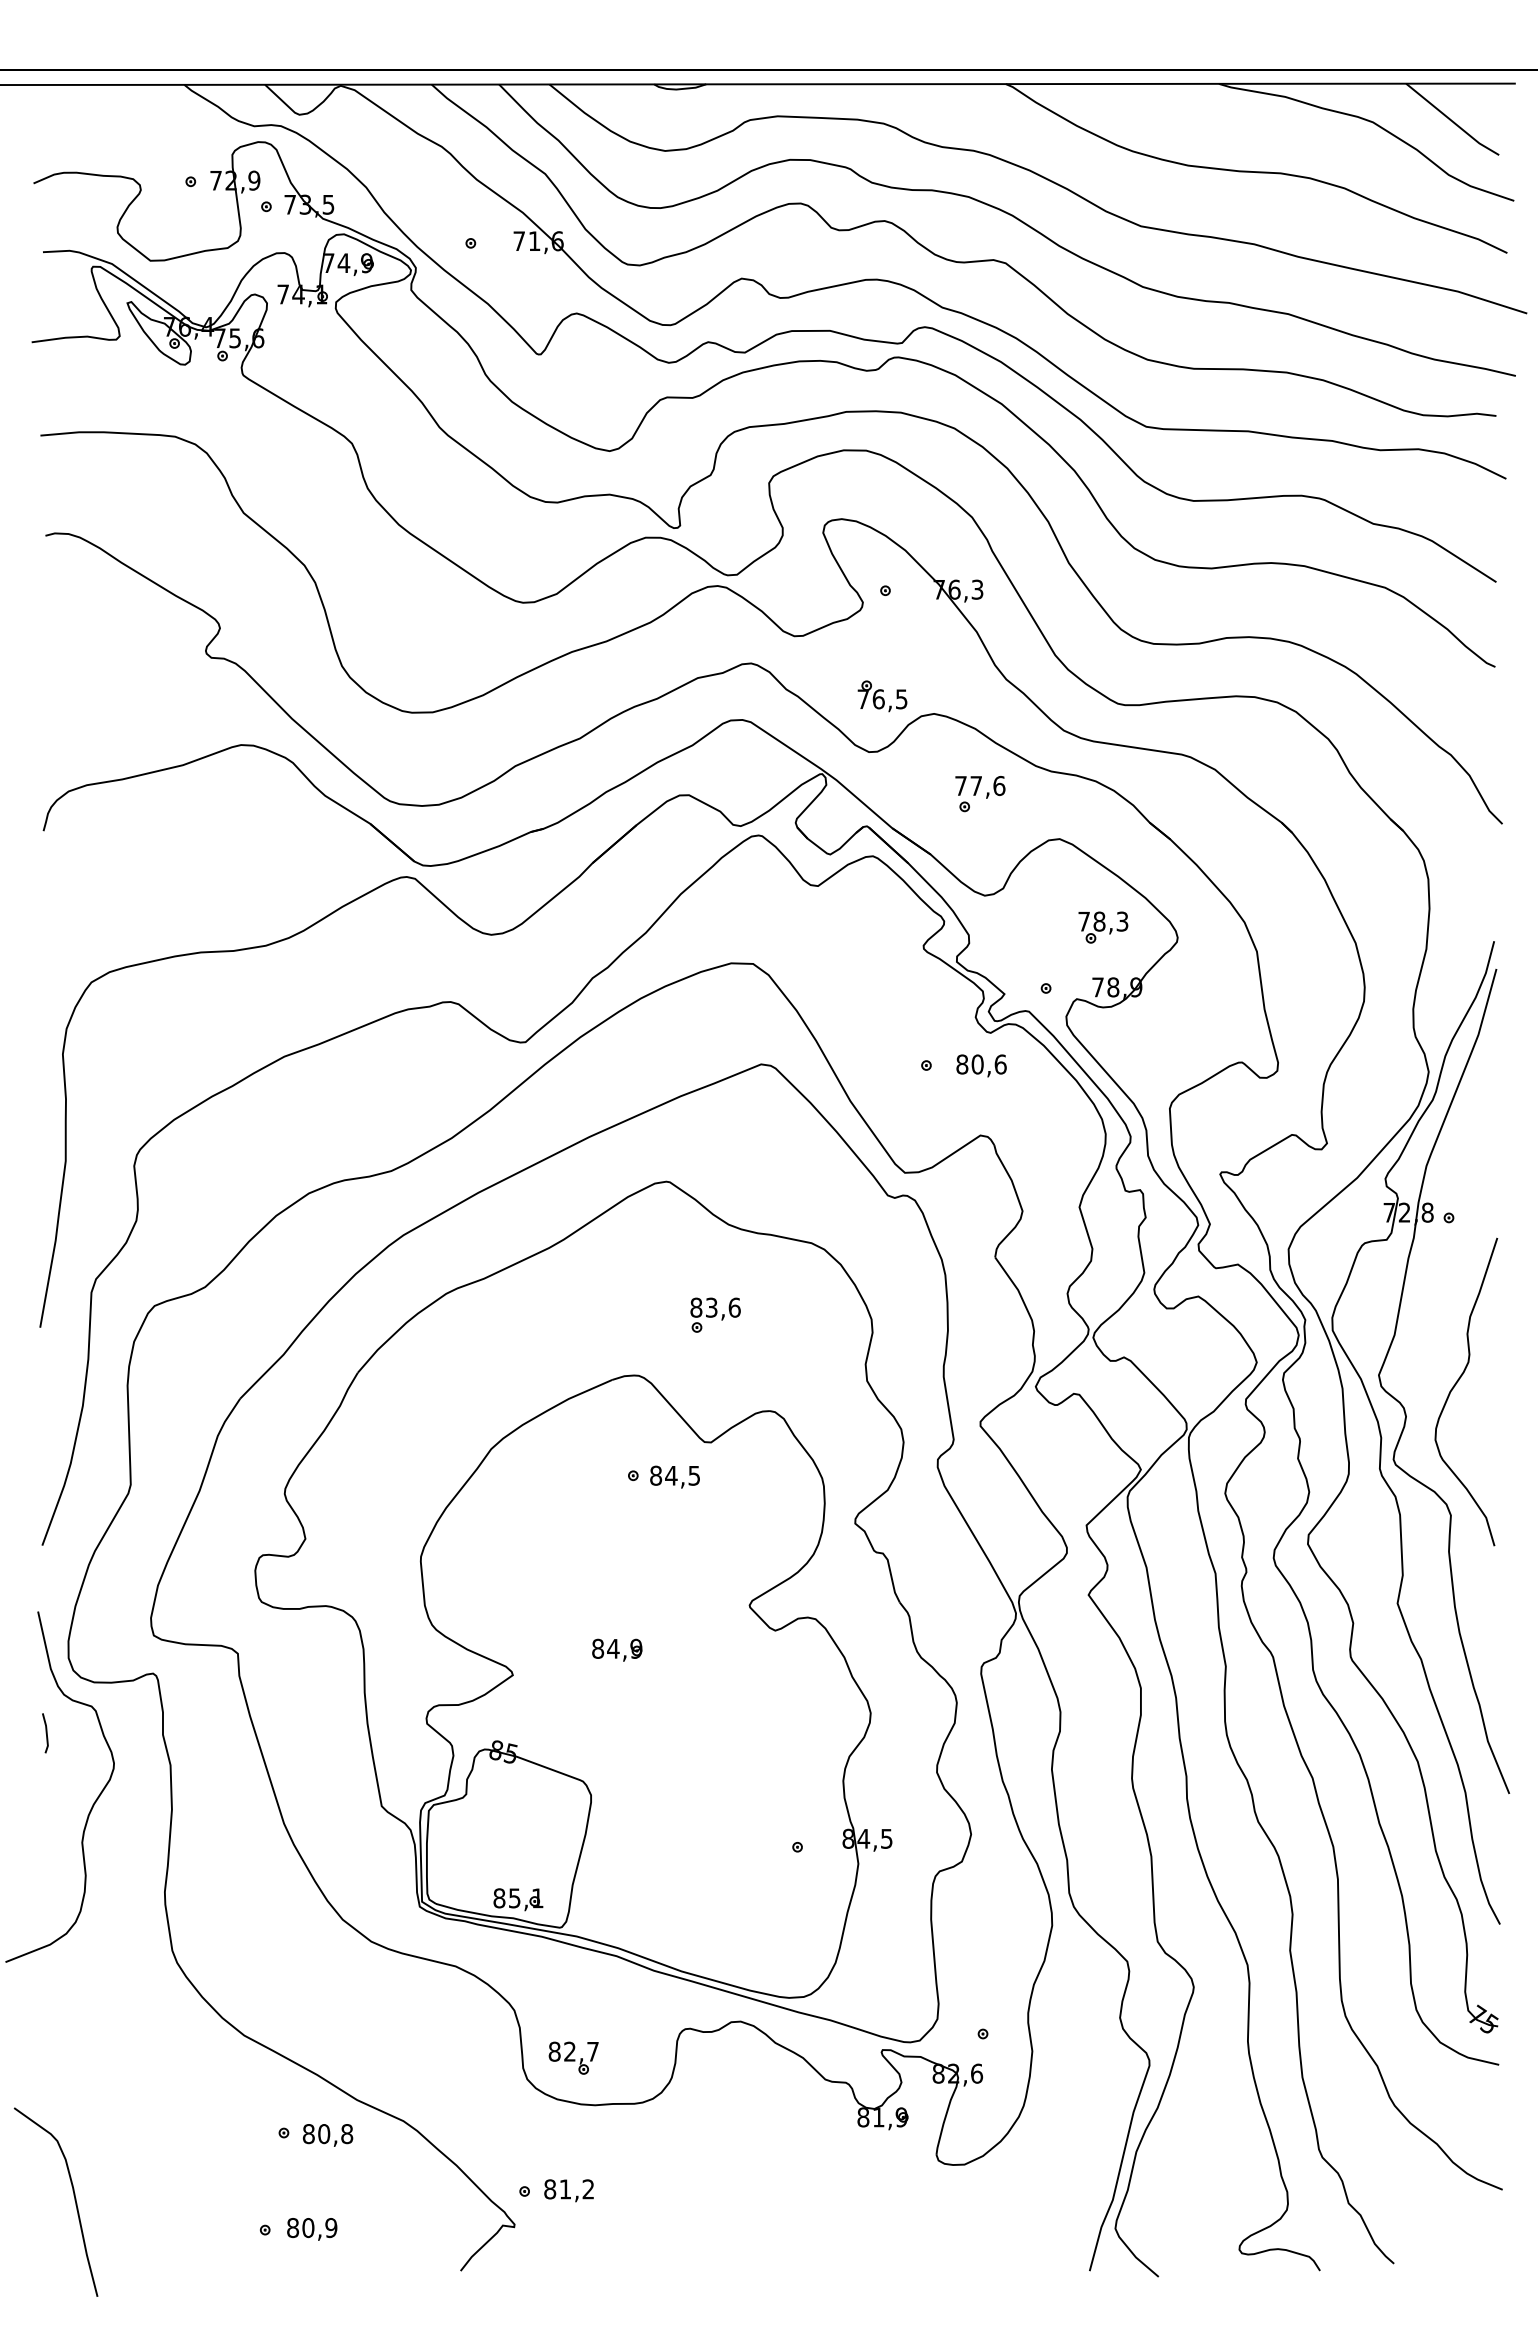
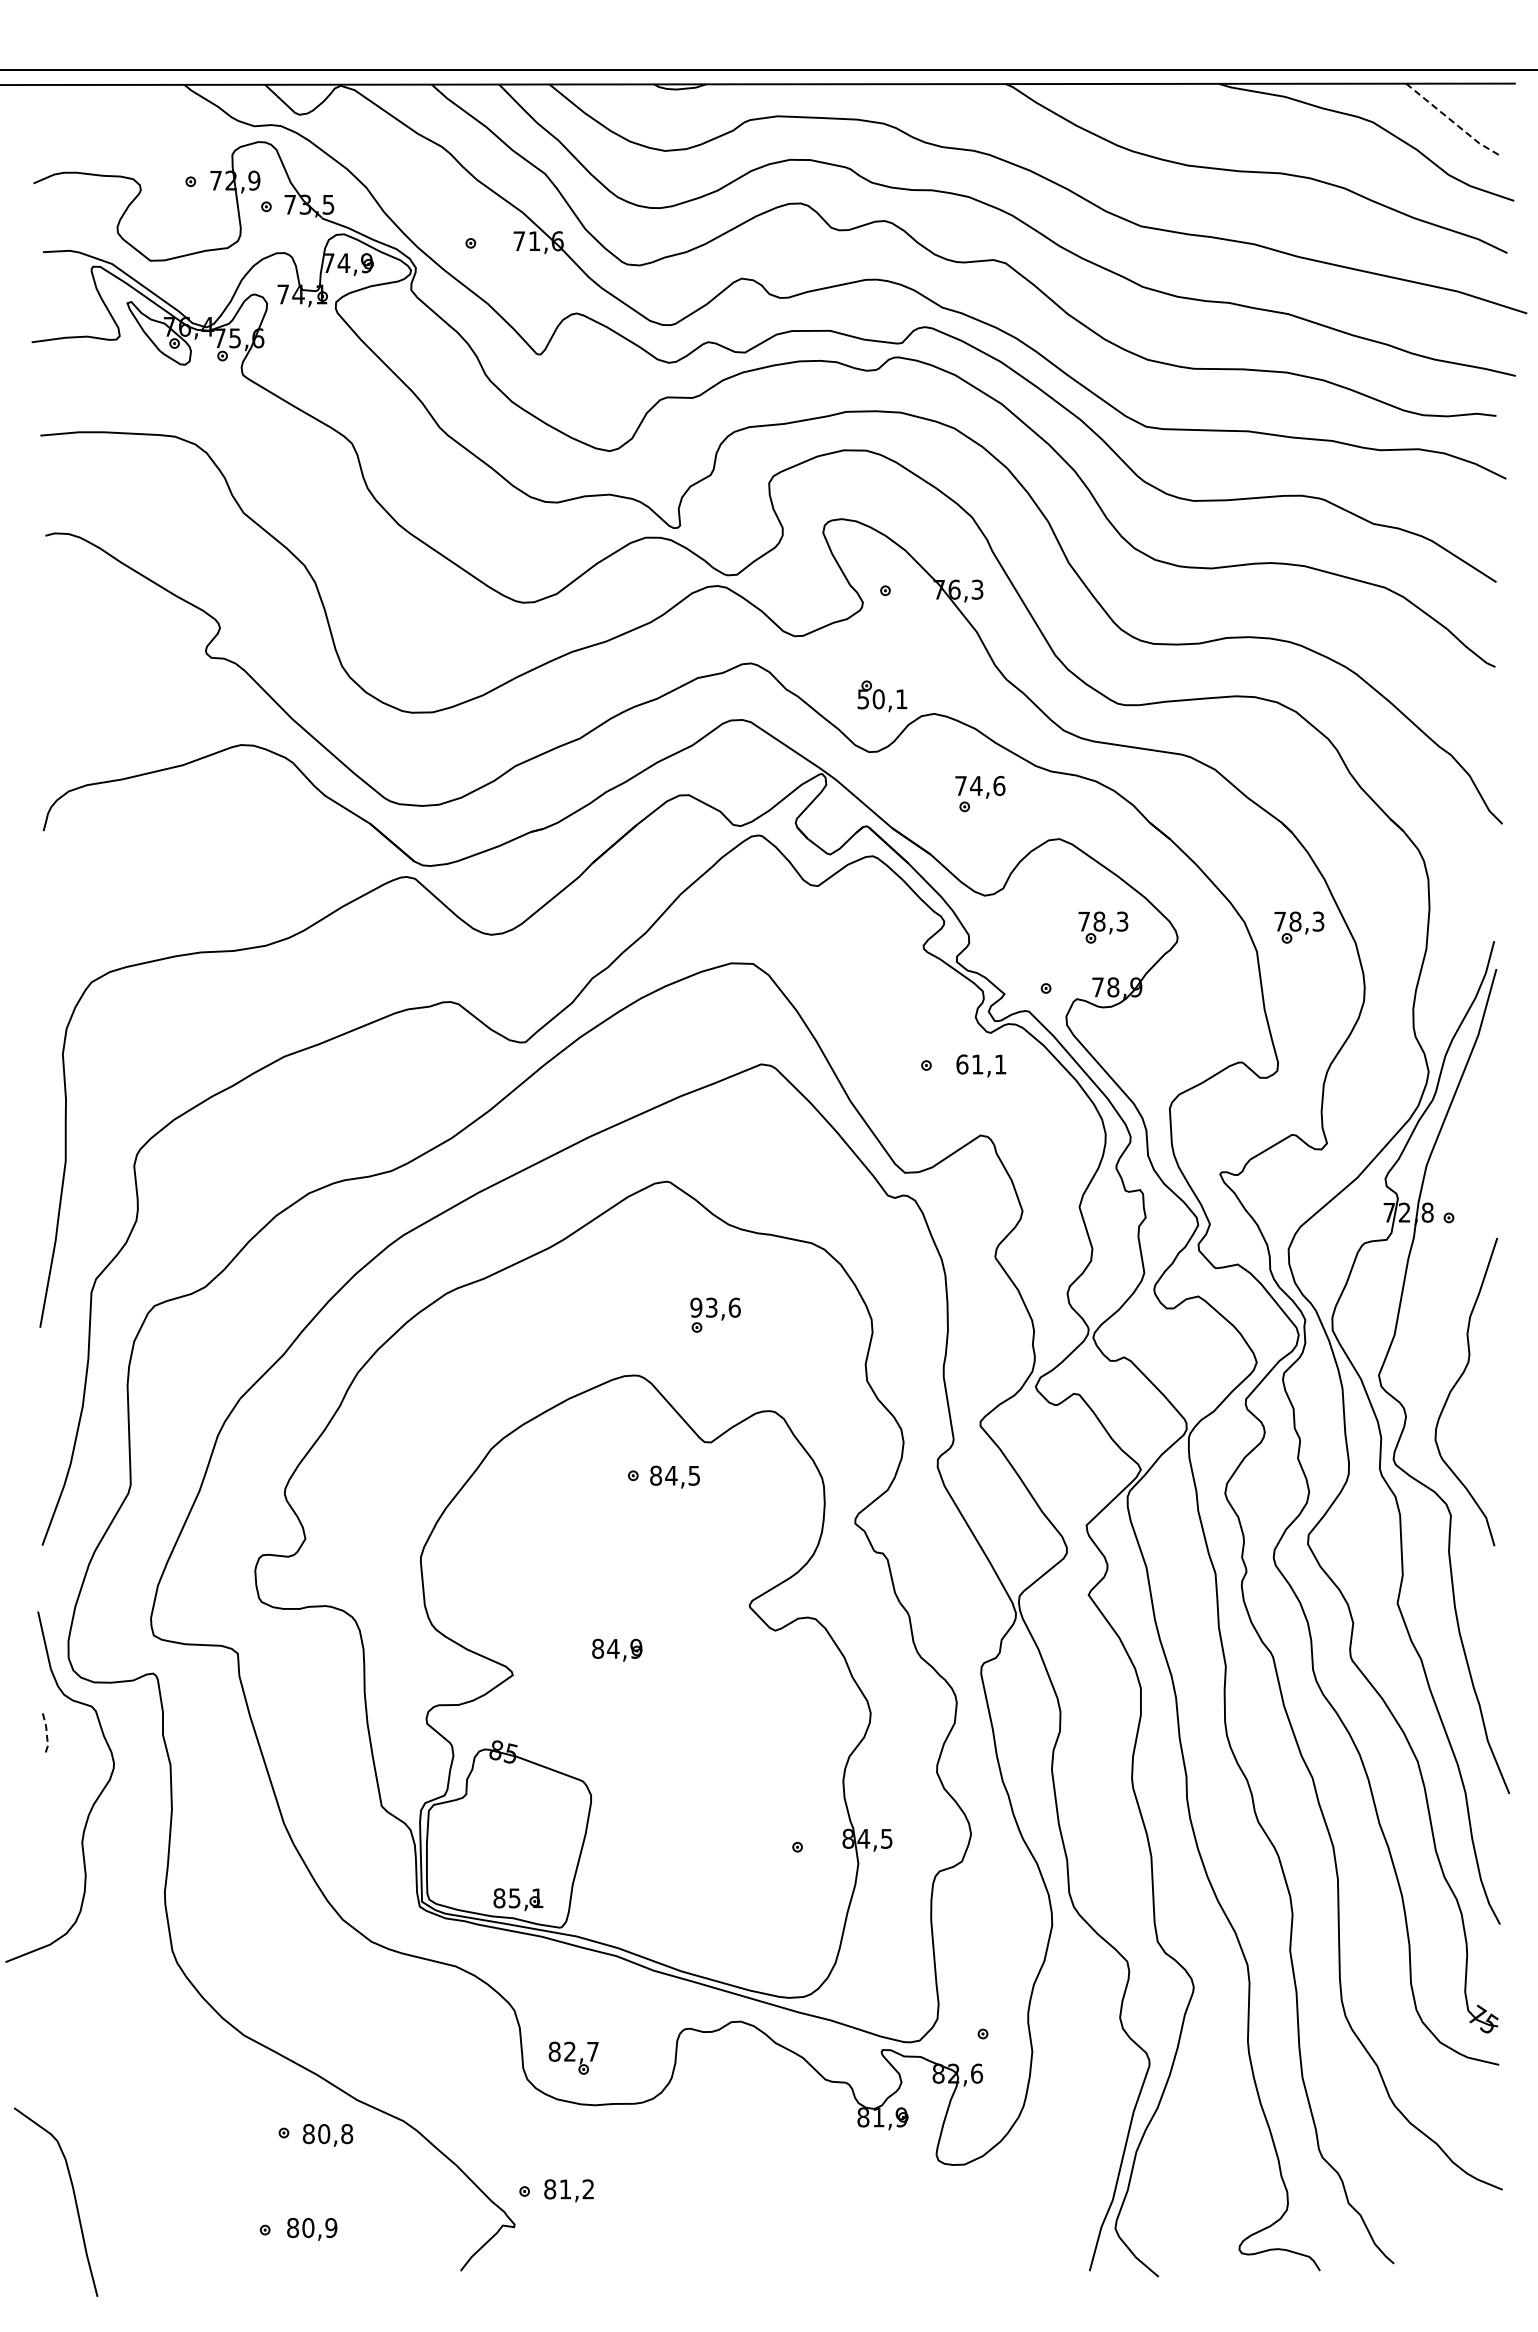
line: solid -> dashed (1452, 121)
text: 76,5 -> 50,1 (882, 699)
text: 77,6 -> 74,6 (976, 785)
part: none -> present (1299, 927)
text: 80,6 -> 61,1 (981, 1064)
text: 83,6 -> 93,6 (696, 1307)
line: solid -> dashed (46, 1733)
